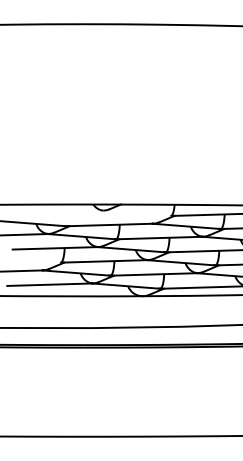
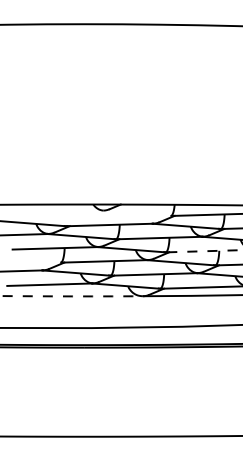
line: solid -> dashed (204, 251)
arc: solid -> dashed (71, 296)
